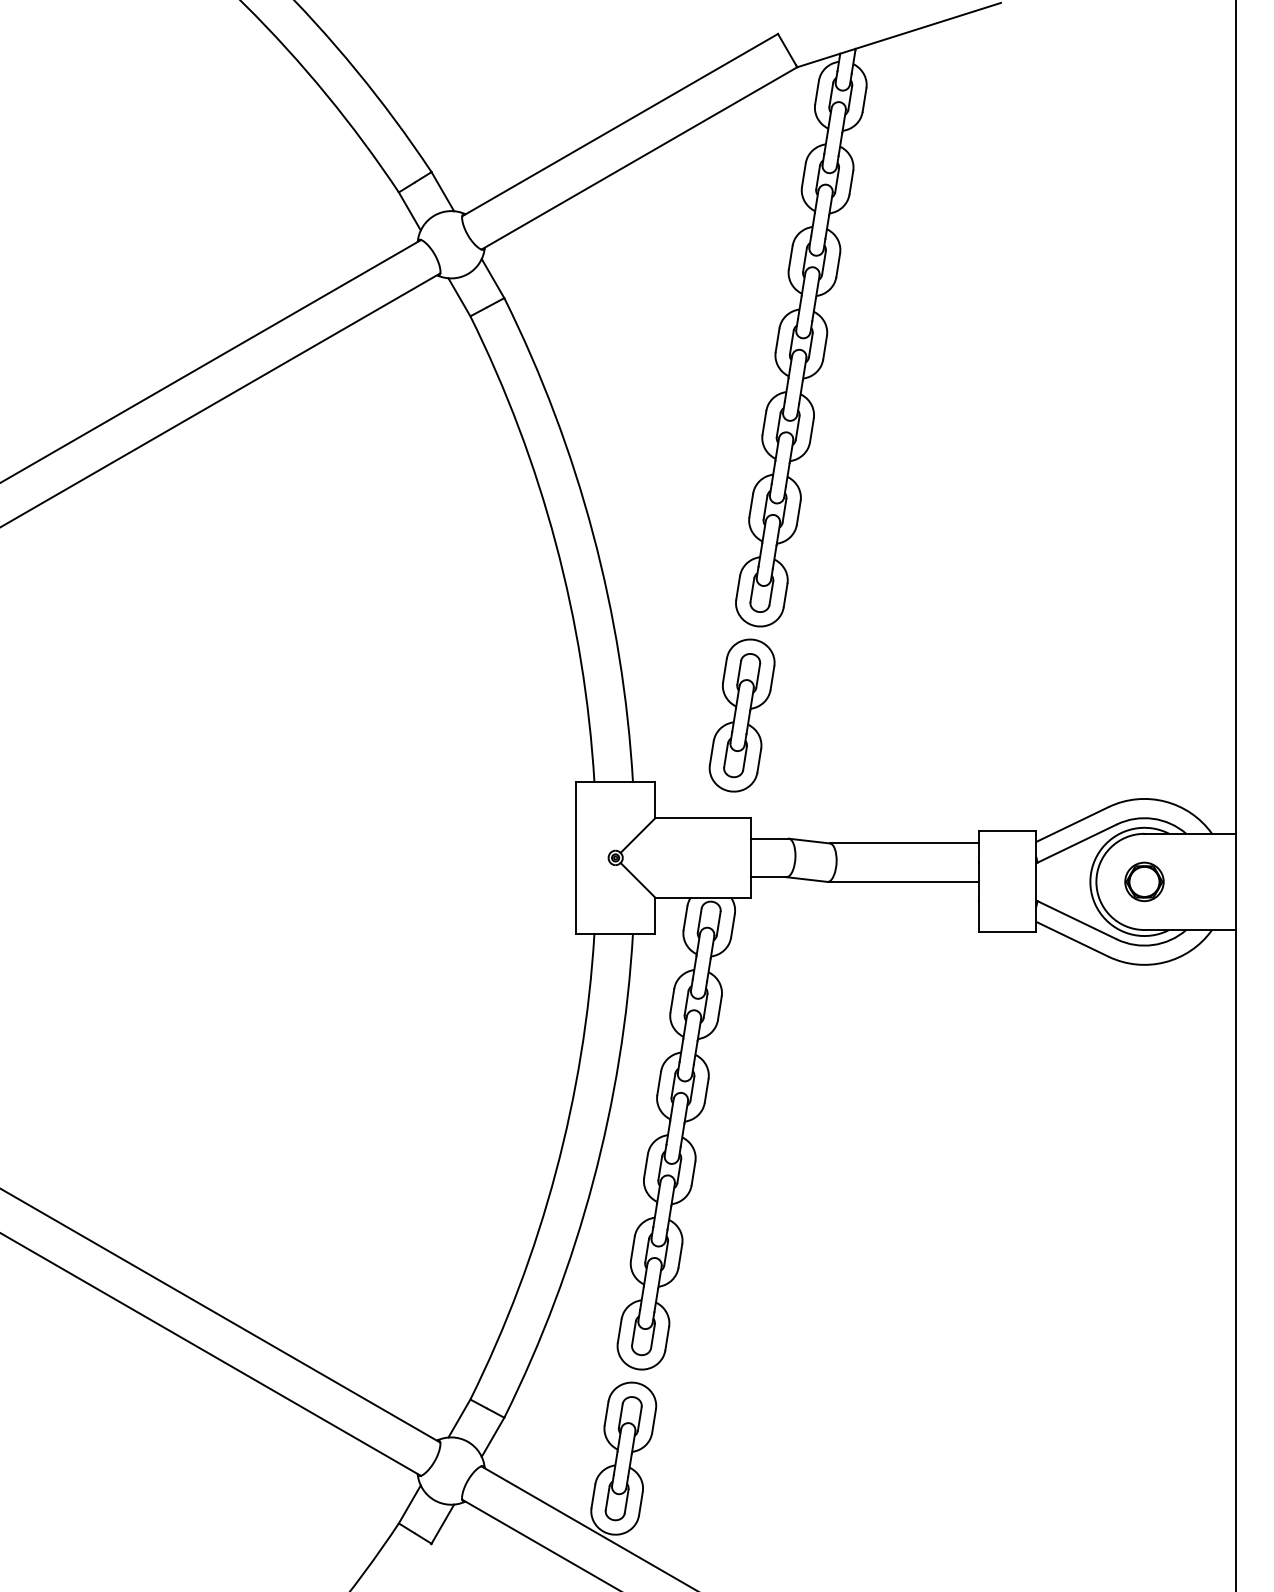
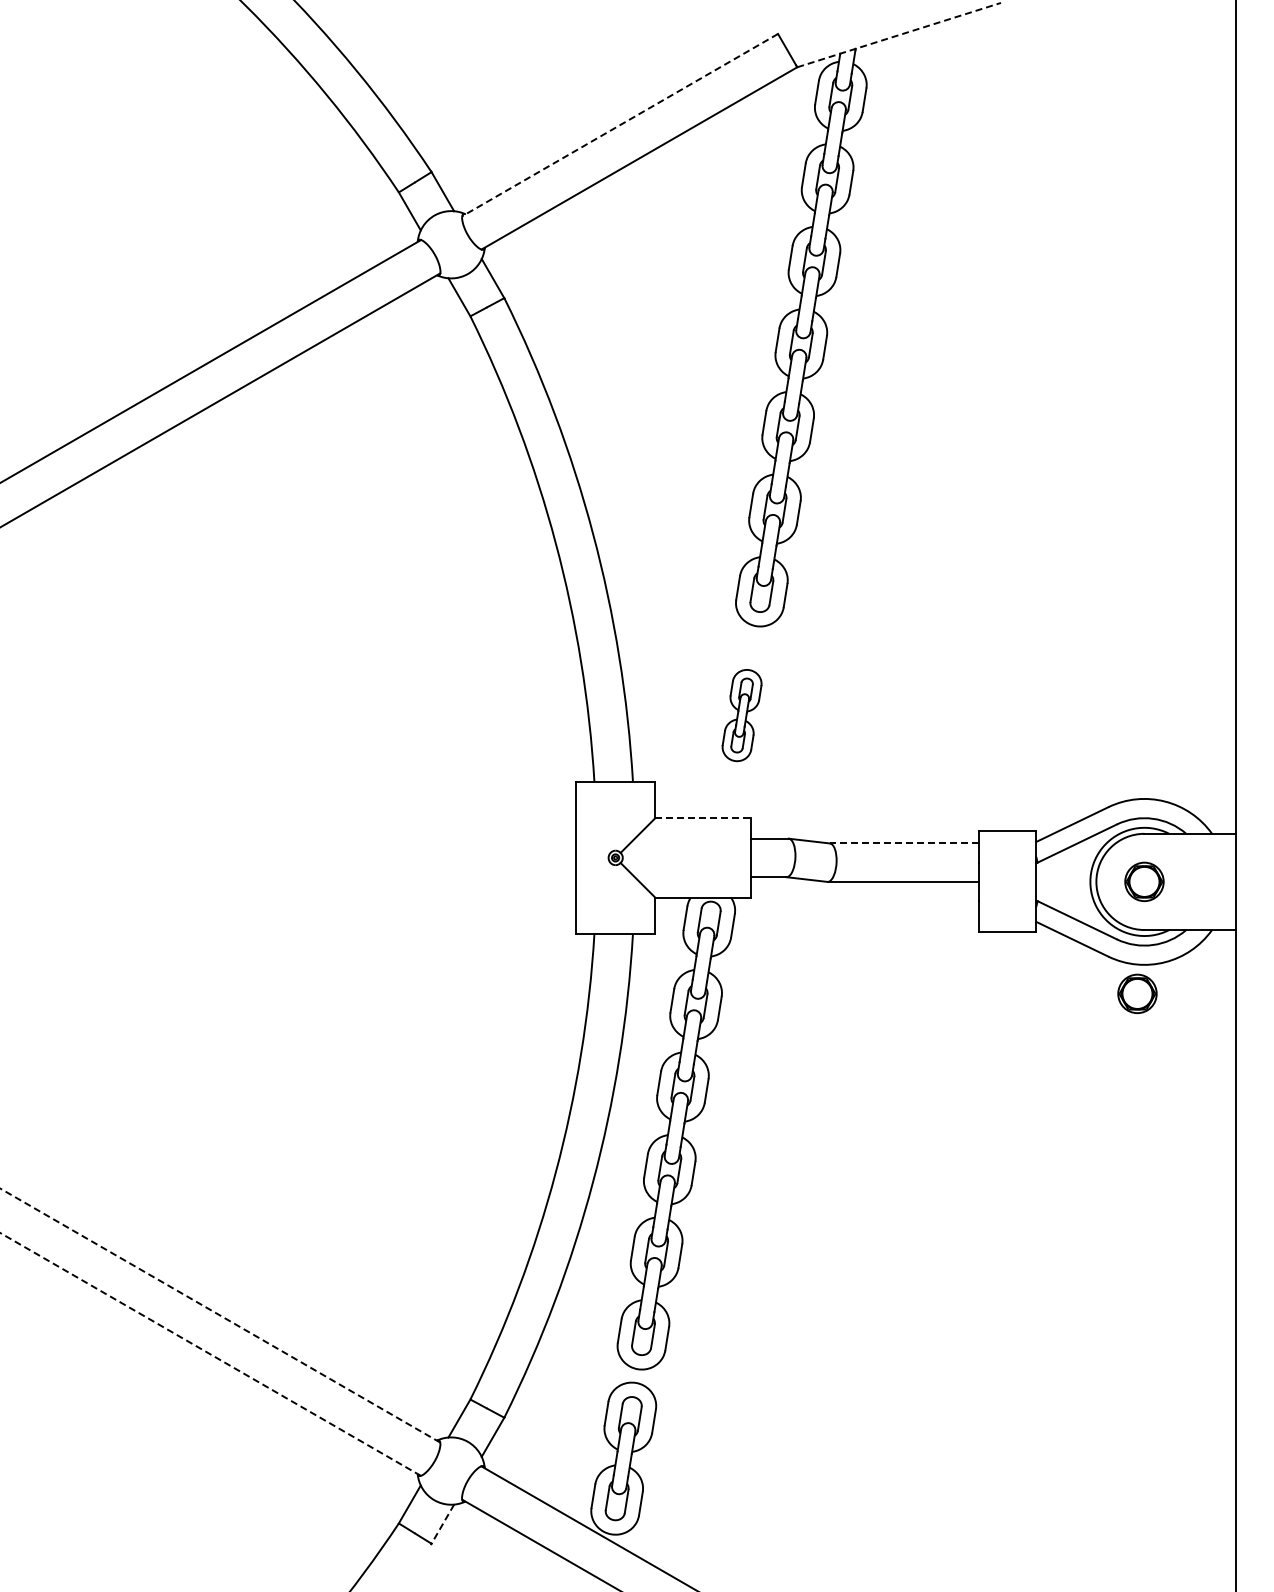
line: solid -> dashed (899, 35)
line: solid -> dashed (619, 125)
part size: 68x155 px -> 42x94 px (741, 715)
line: solid -> dashed (703, 818)
line: solid -> dashed (903, 843)
part: none -> present (1137, 993)
line: solid -> dashed (220, 1315)
line: solid -> dashed (210, 1354)
line: solid -> dashed (442, 1524)
